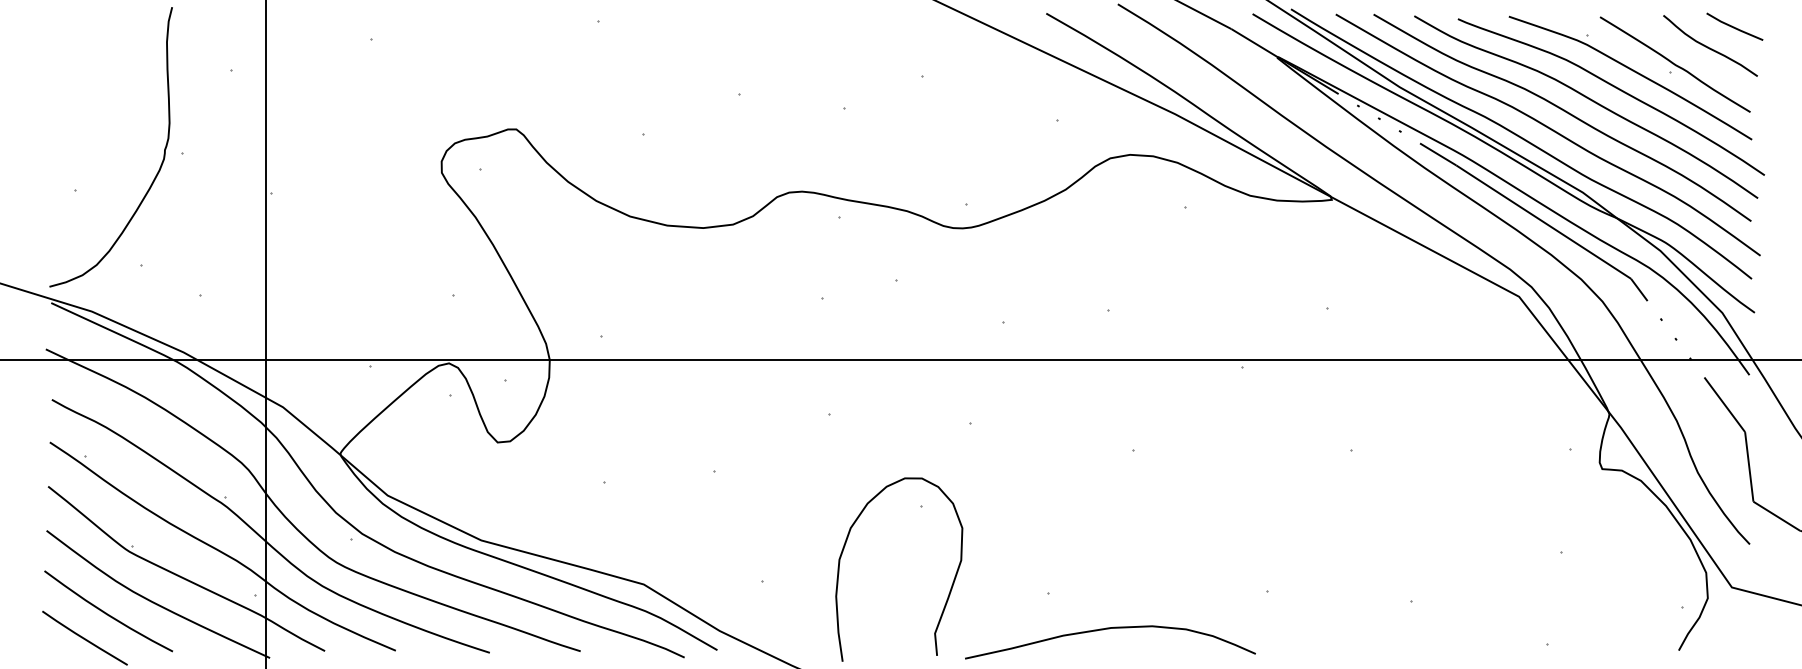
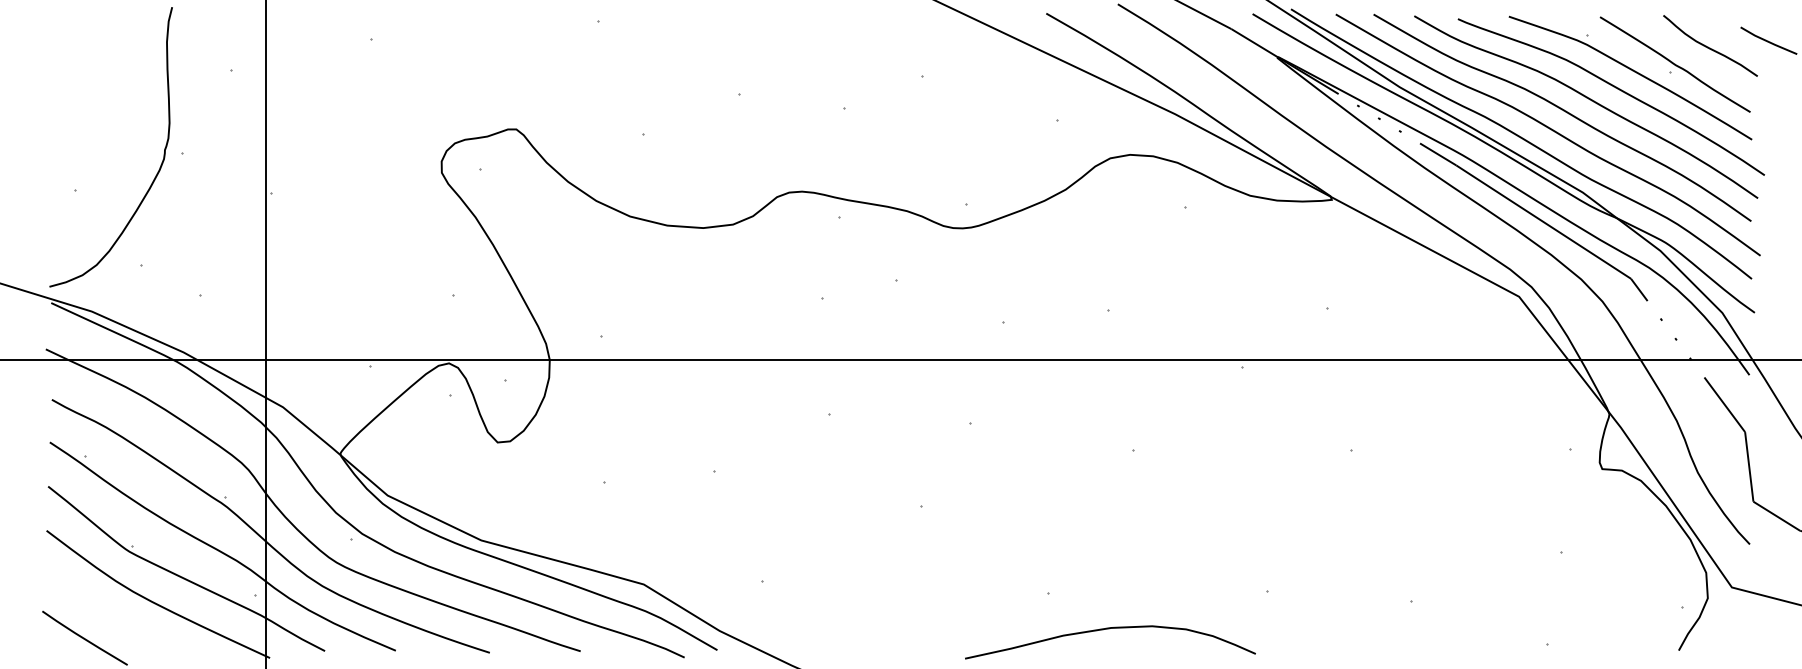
line position: (1734, 26) -> (1768, 40) (1768, 40)
curve: present -> none (951, 585)
curve: present -> none (106, 612)
